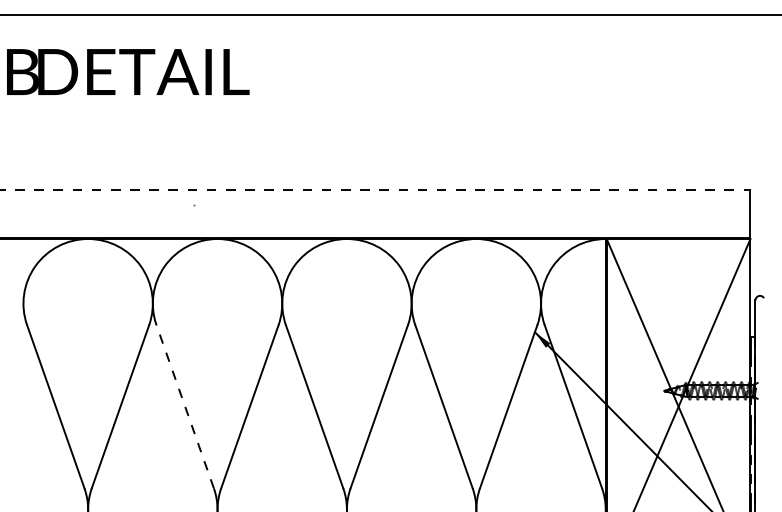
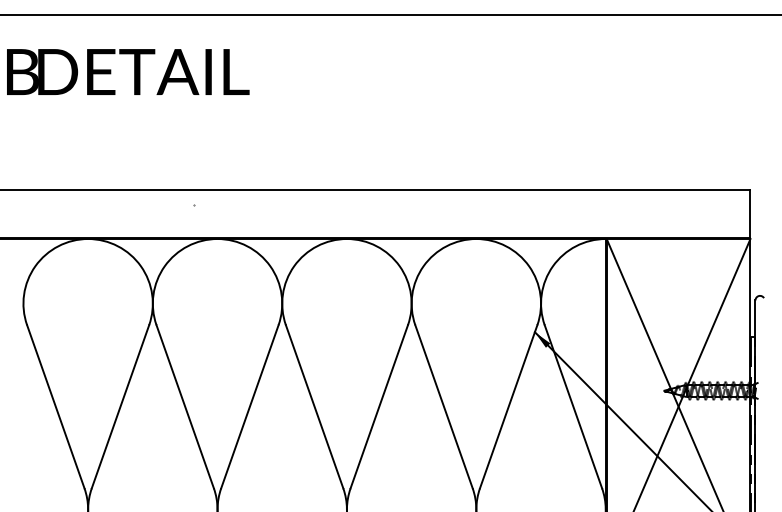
line: dashed -> solid (375, 190)
line: dashed -> solid (185, 406)
